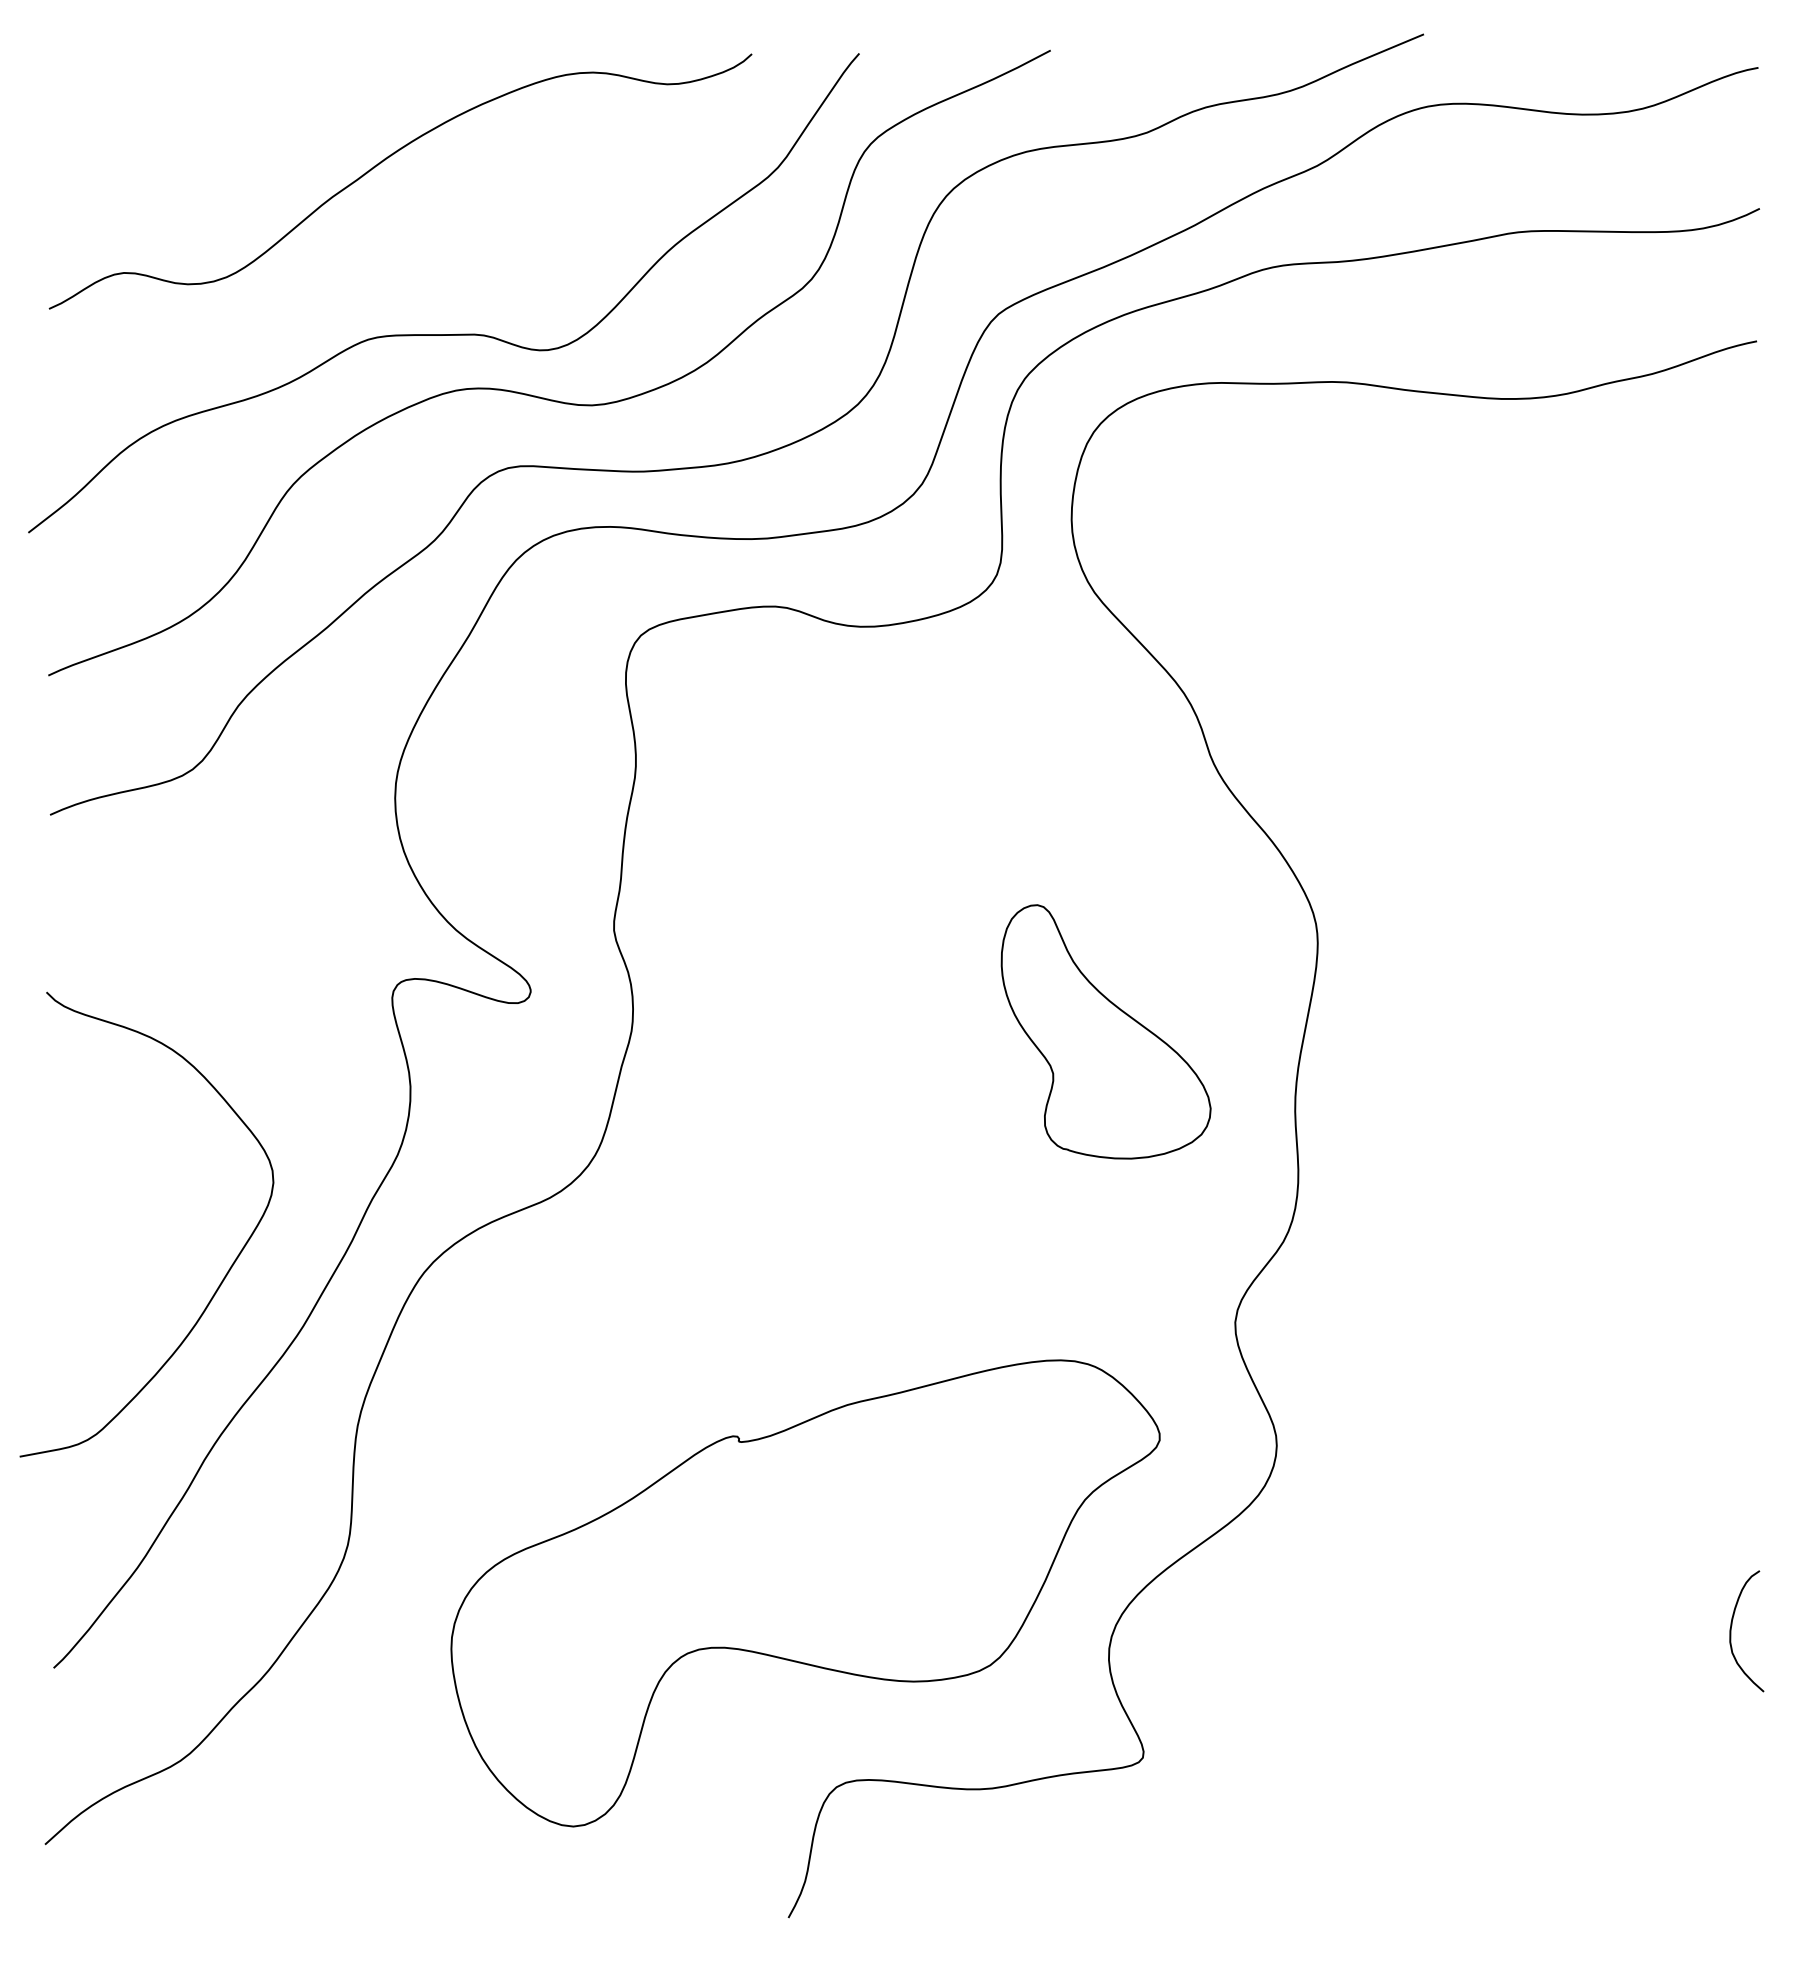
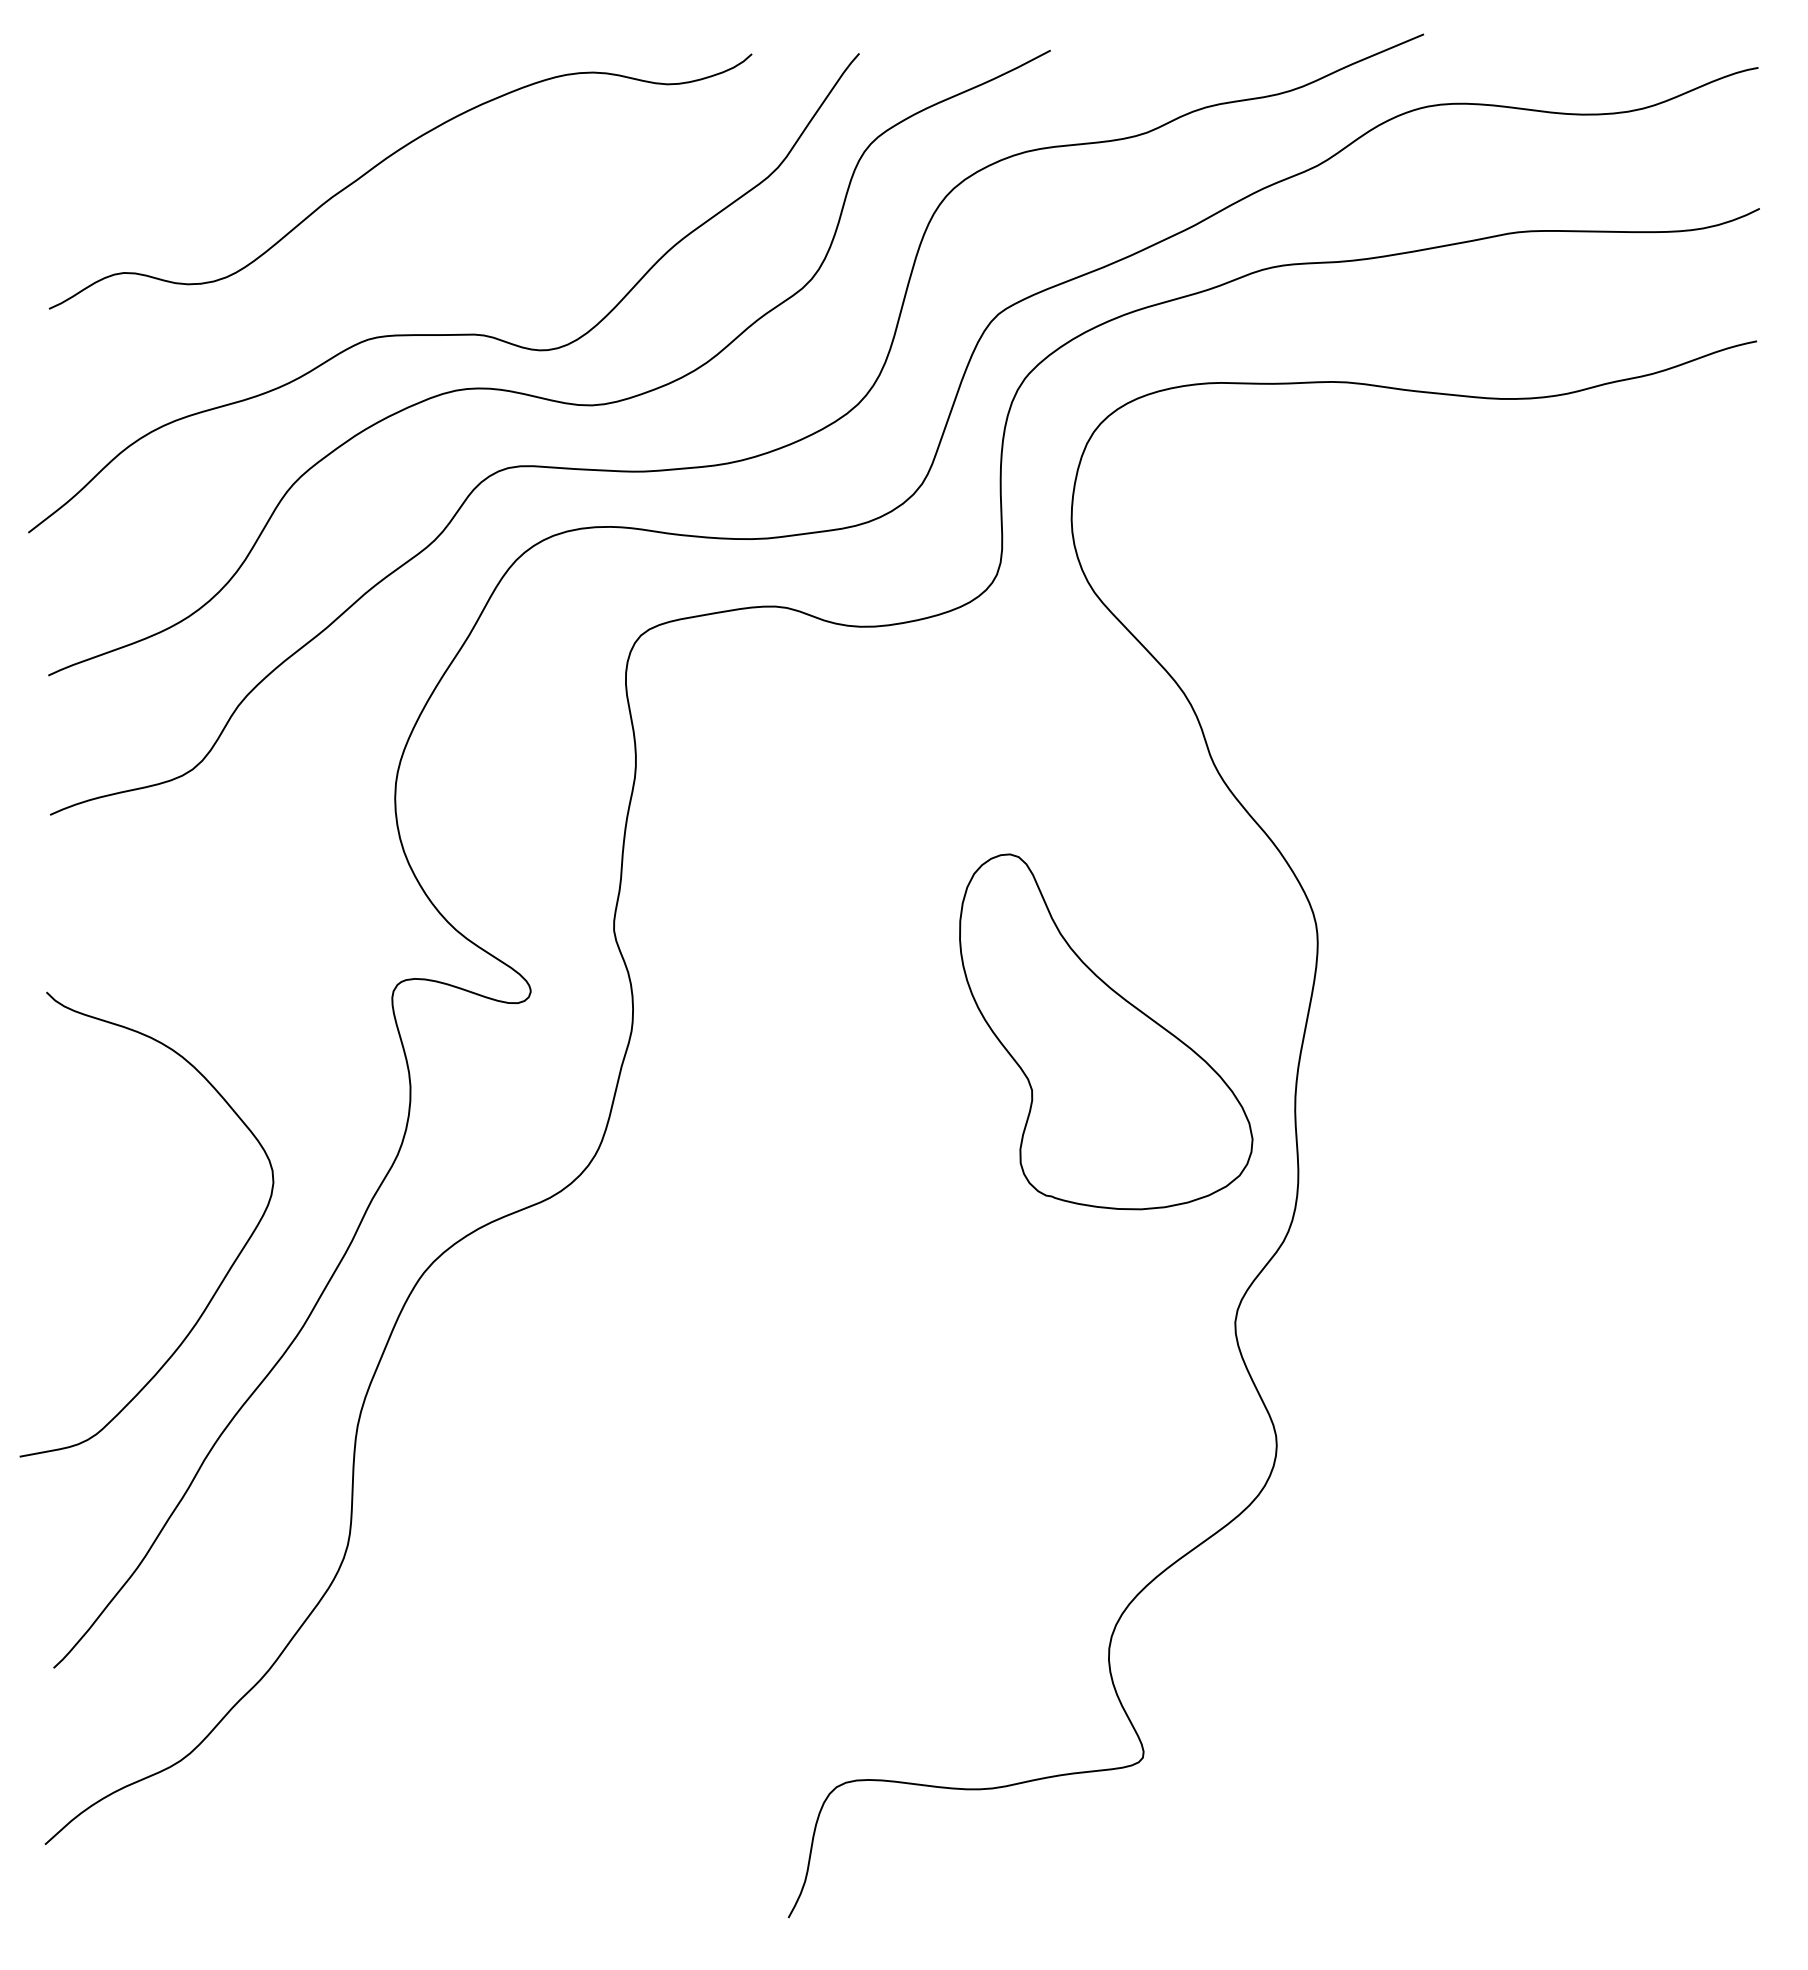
part size: 212x256 px -> 295x358 px (1106, 1031)
part: present -> none (805, 1593)
curve: present -> none (1731, 1631)
